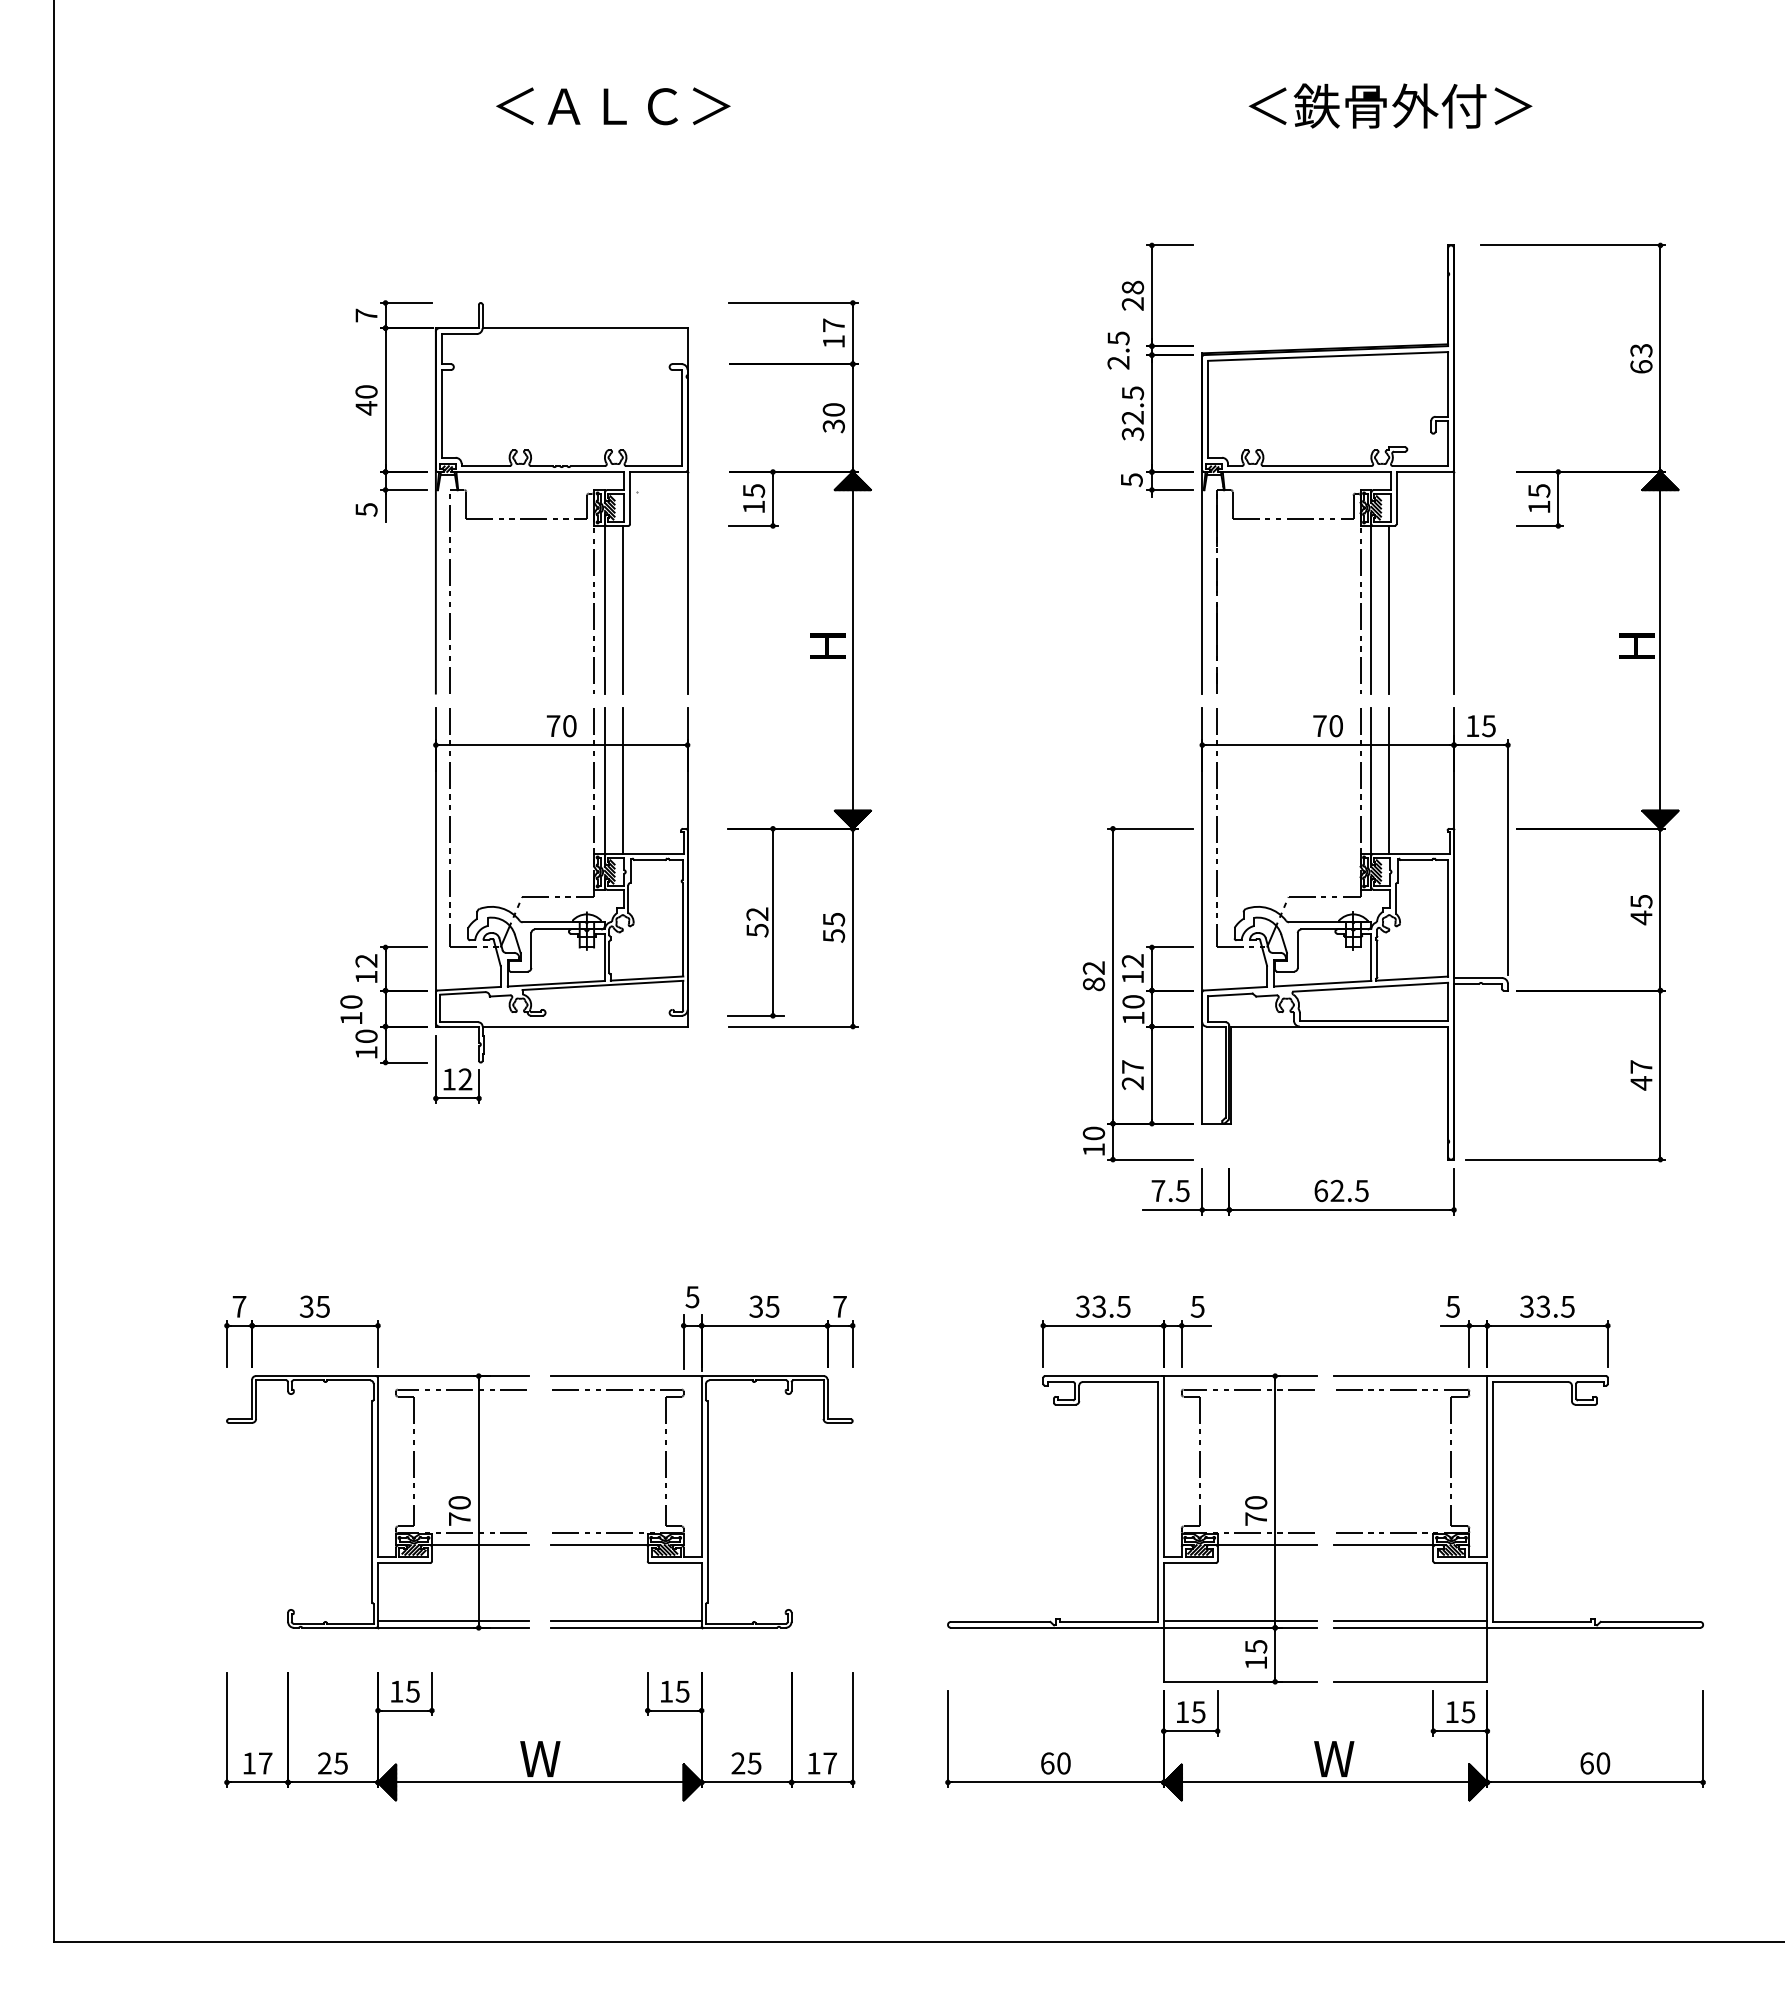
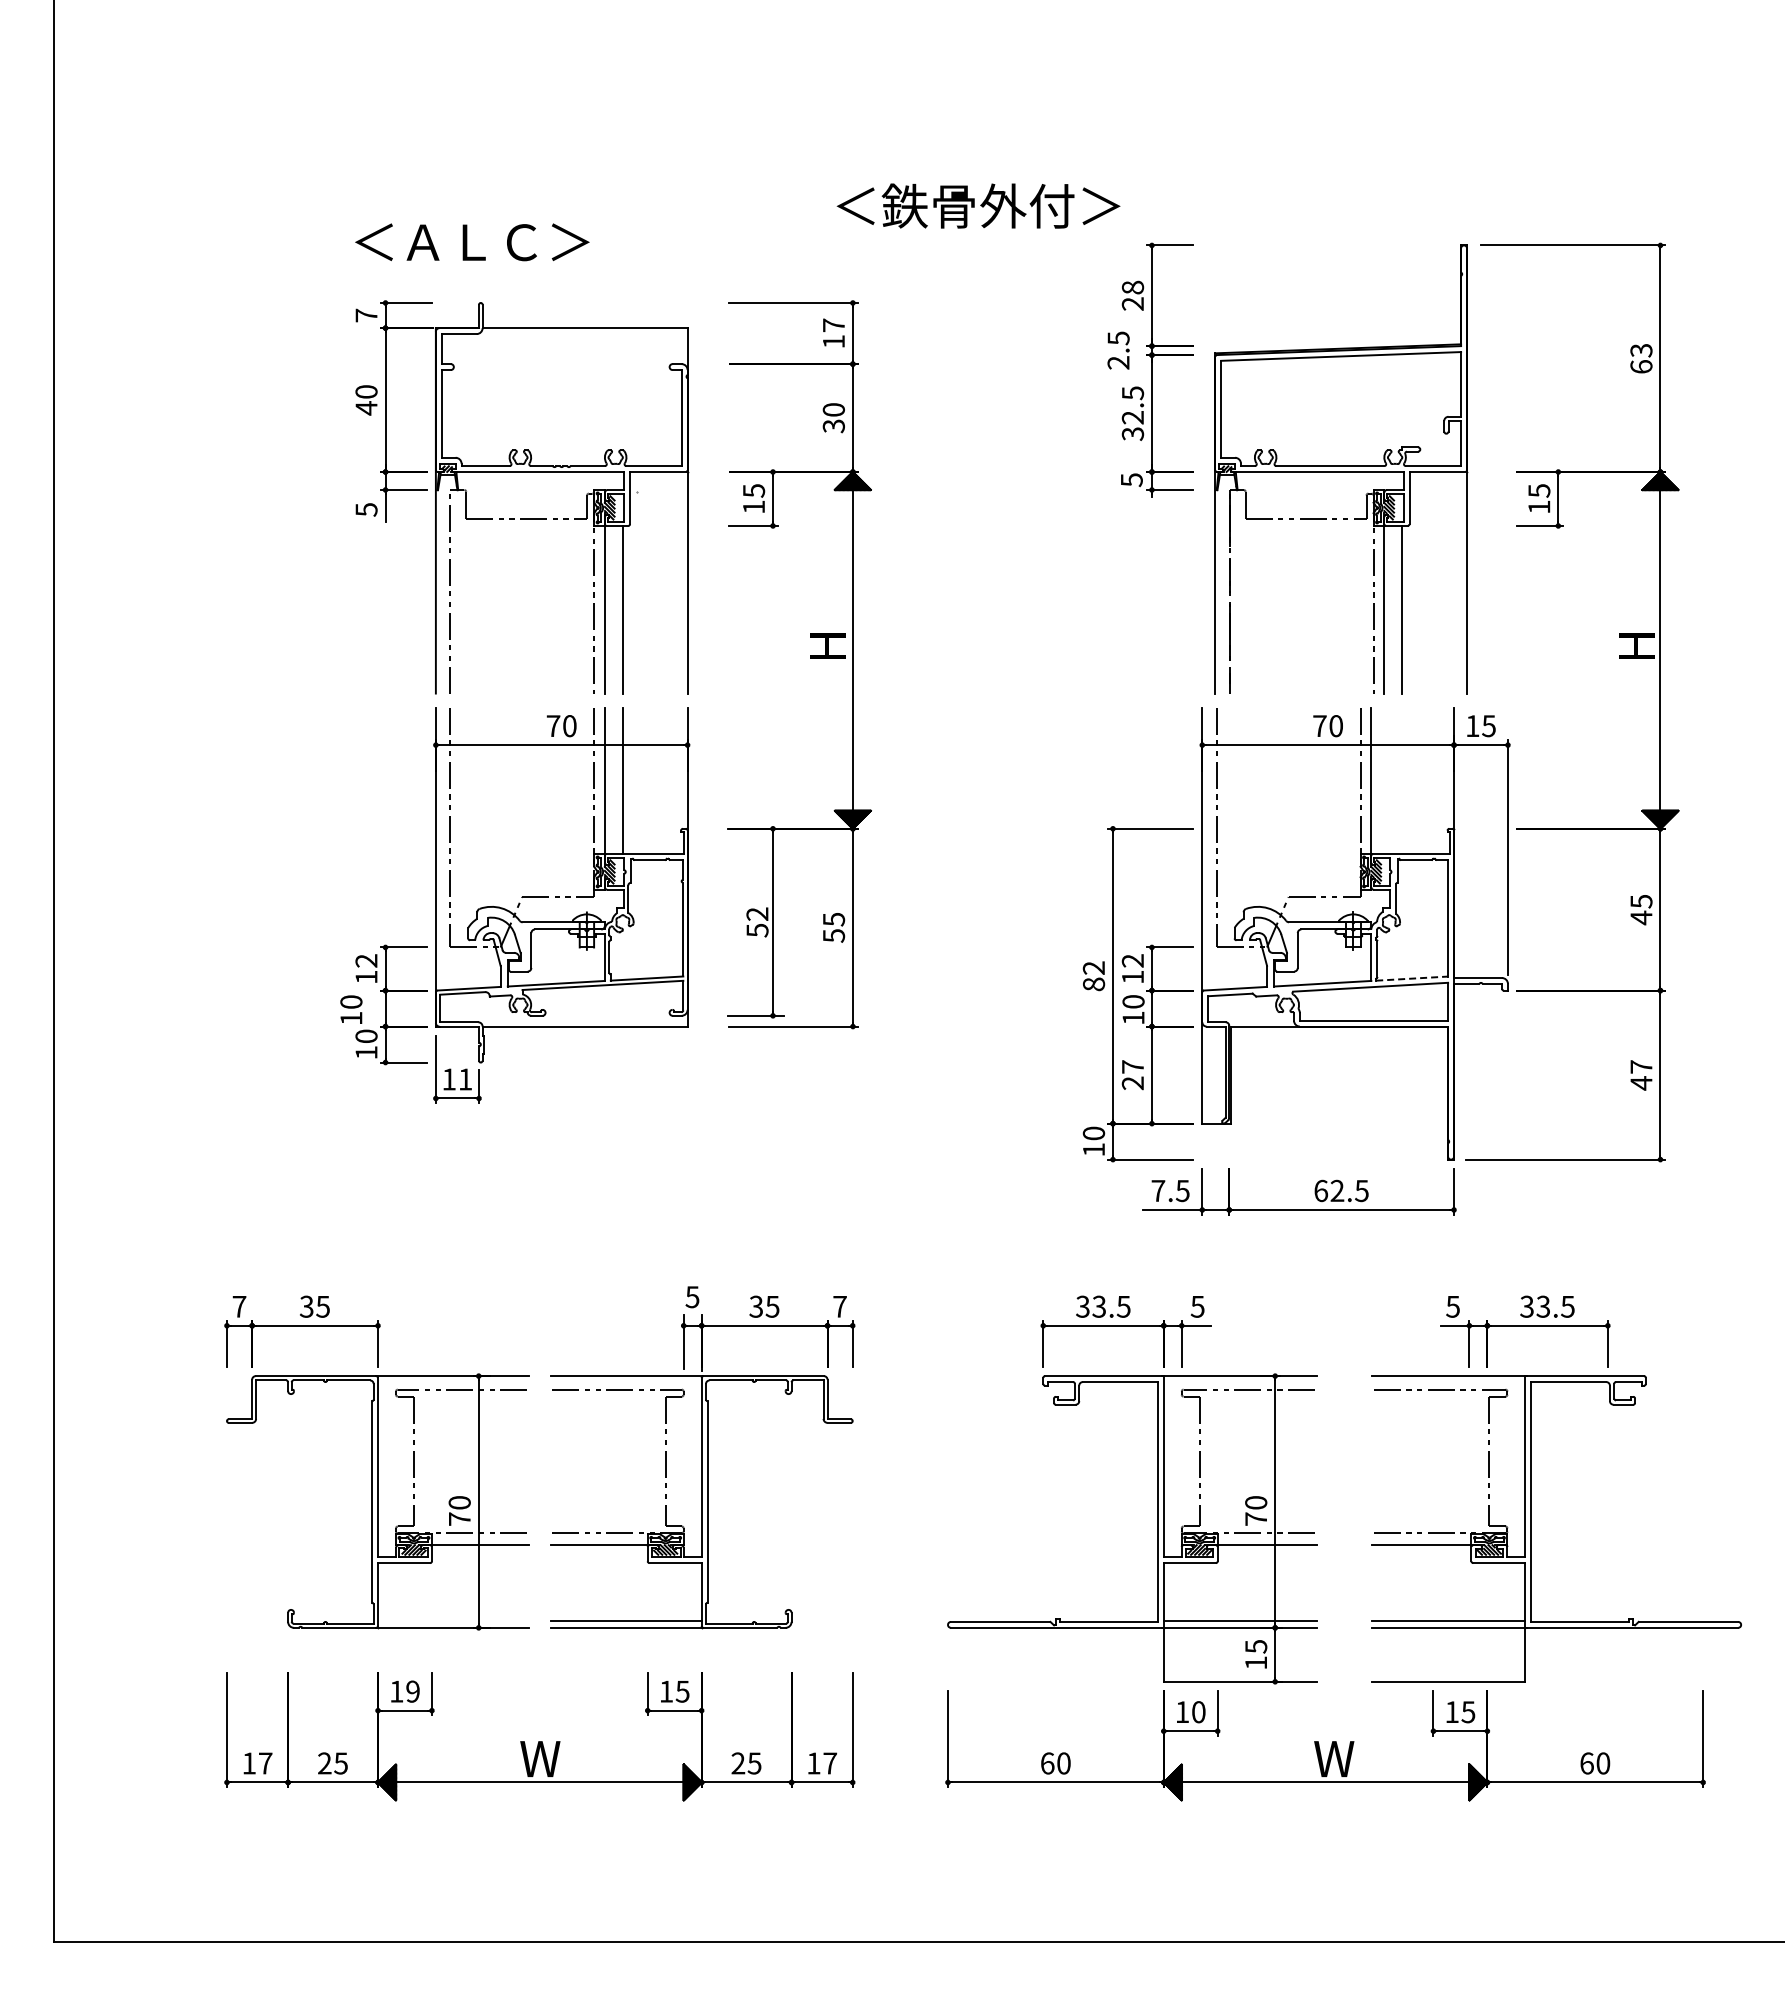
text position: (1390, 105) -> (978, 205) (978, 205)
text position: (613, 106) -> (472, 242) (472, 242)
part position: (1328, 469) -> (1341, 469) (1341, 469)
line: present -> none (1389, 780)
line: solid -> dashed (1412, 978)
text: 12 -> 11 (465, 1079)
part position: (1493, 1528) -> (1531, 1528) (1531, 1528)
line: present -> none (453, 1621)
text: 15 -> 19 (412, 1691)
text: 15 -> 10 (1198, 1712)
